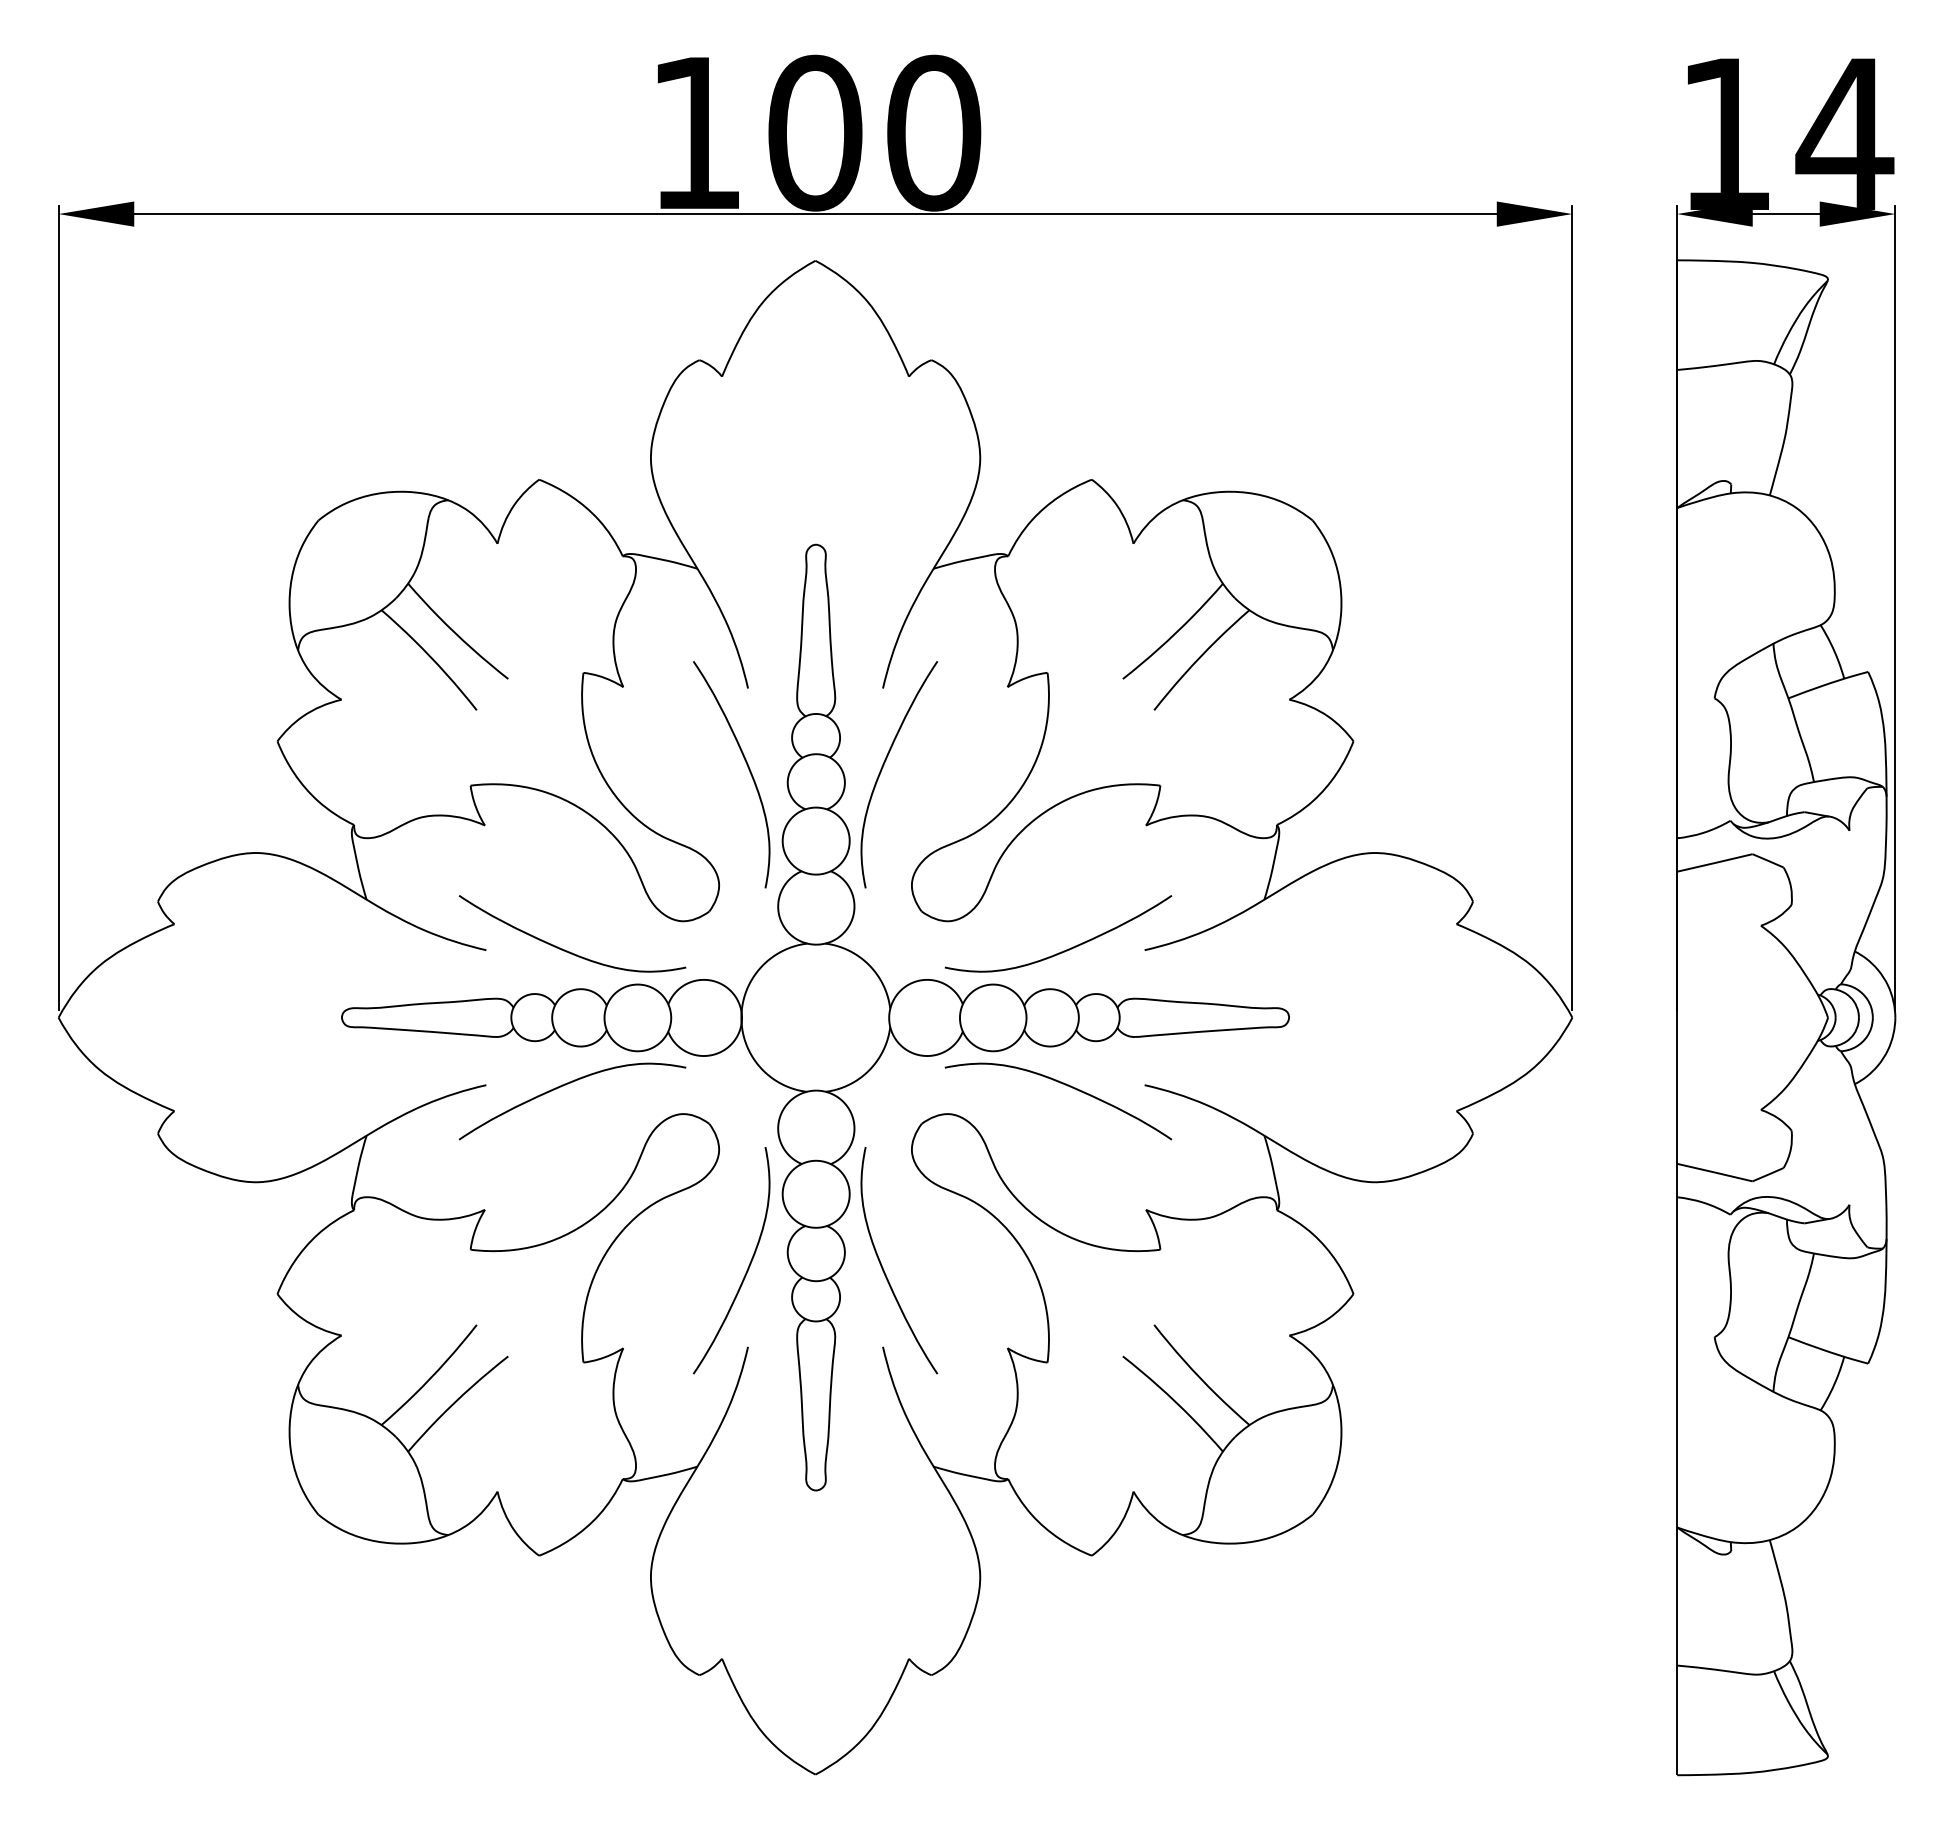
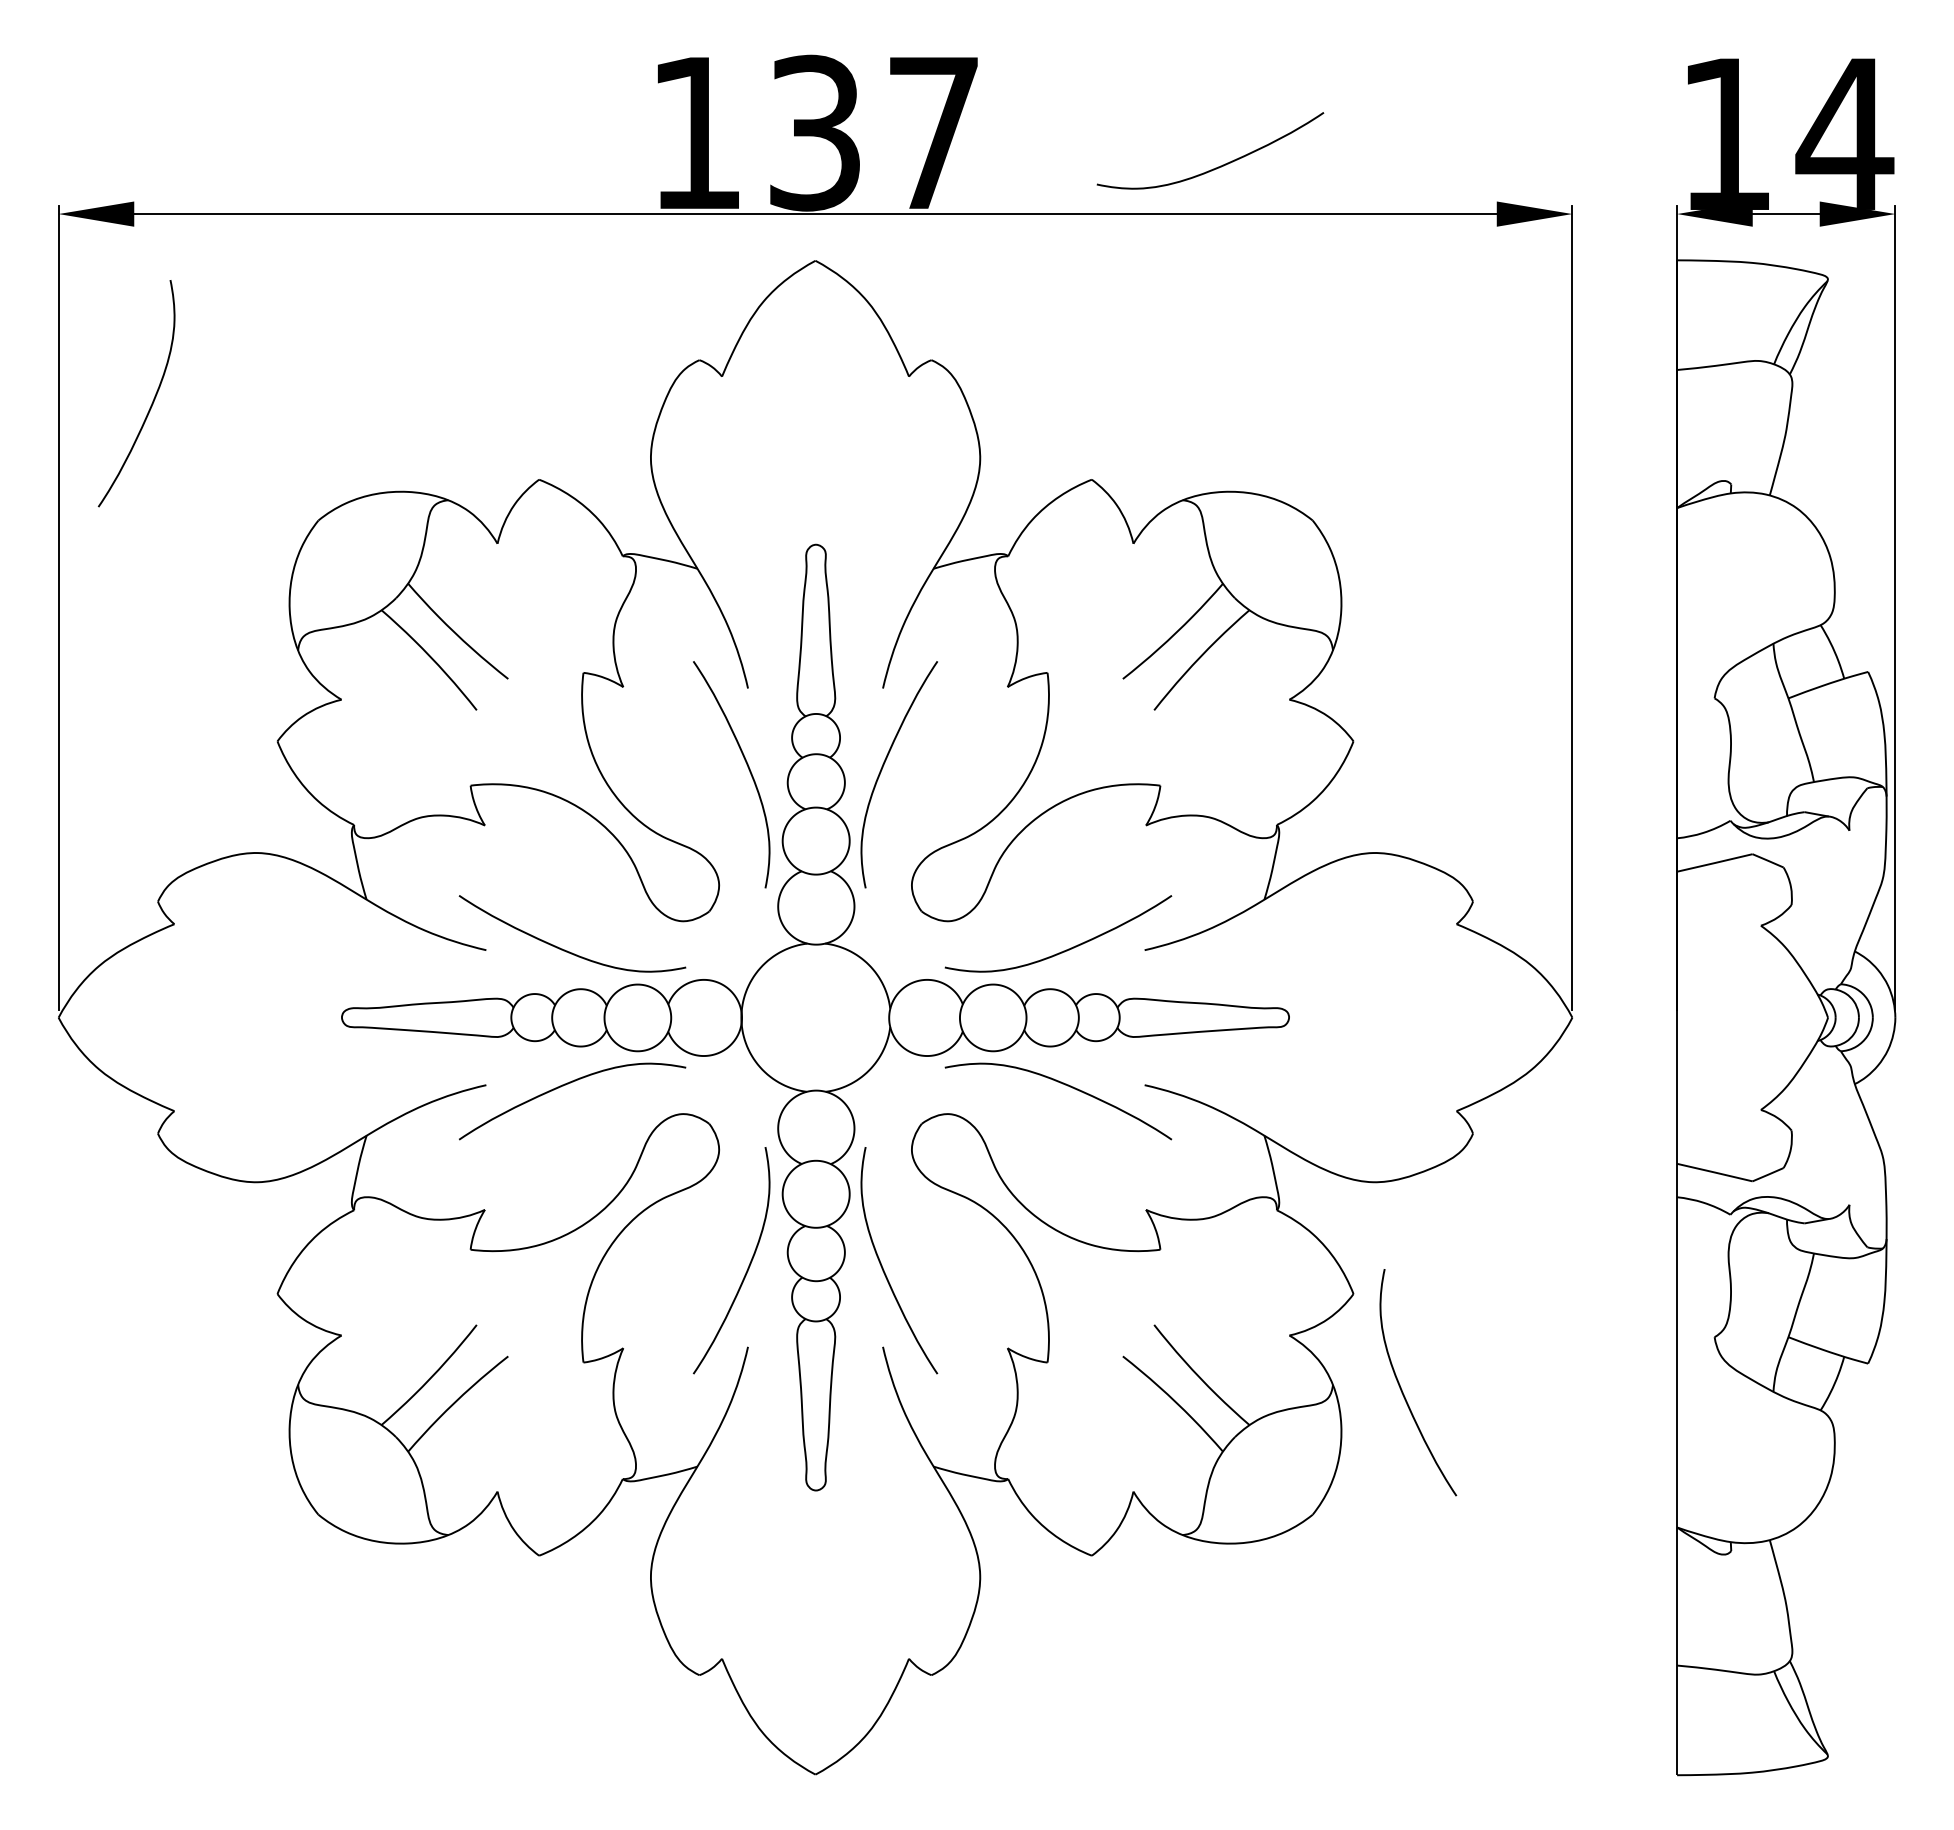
text: 100 -> 137 (874, 132)
curve: none -> present (1215, 167)
curve: none -> present (152, 400)
curve: none -> present (1402, 1389)
